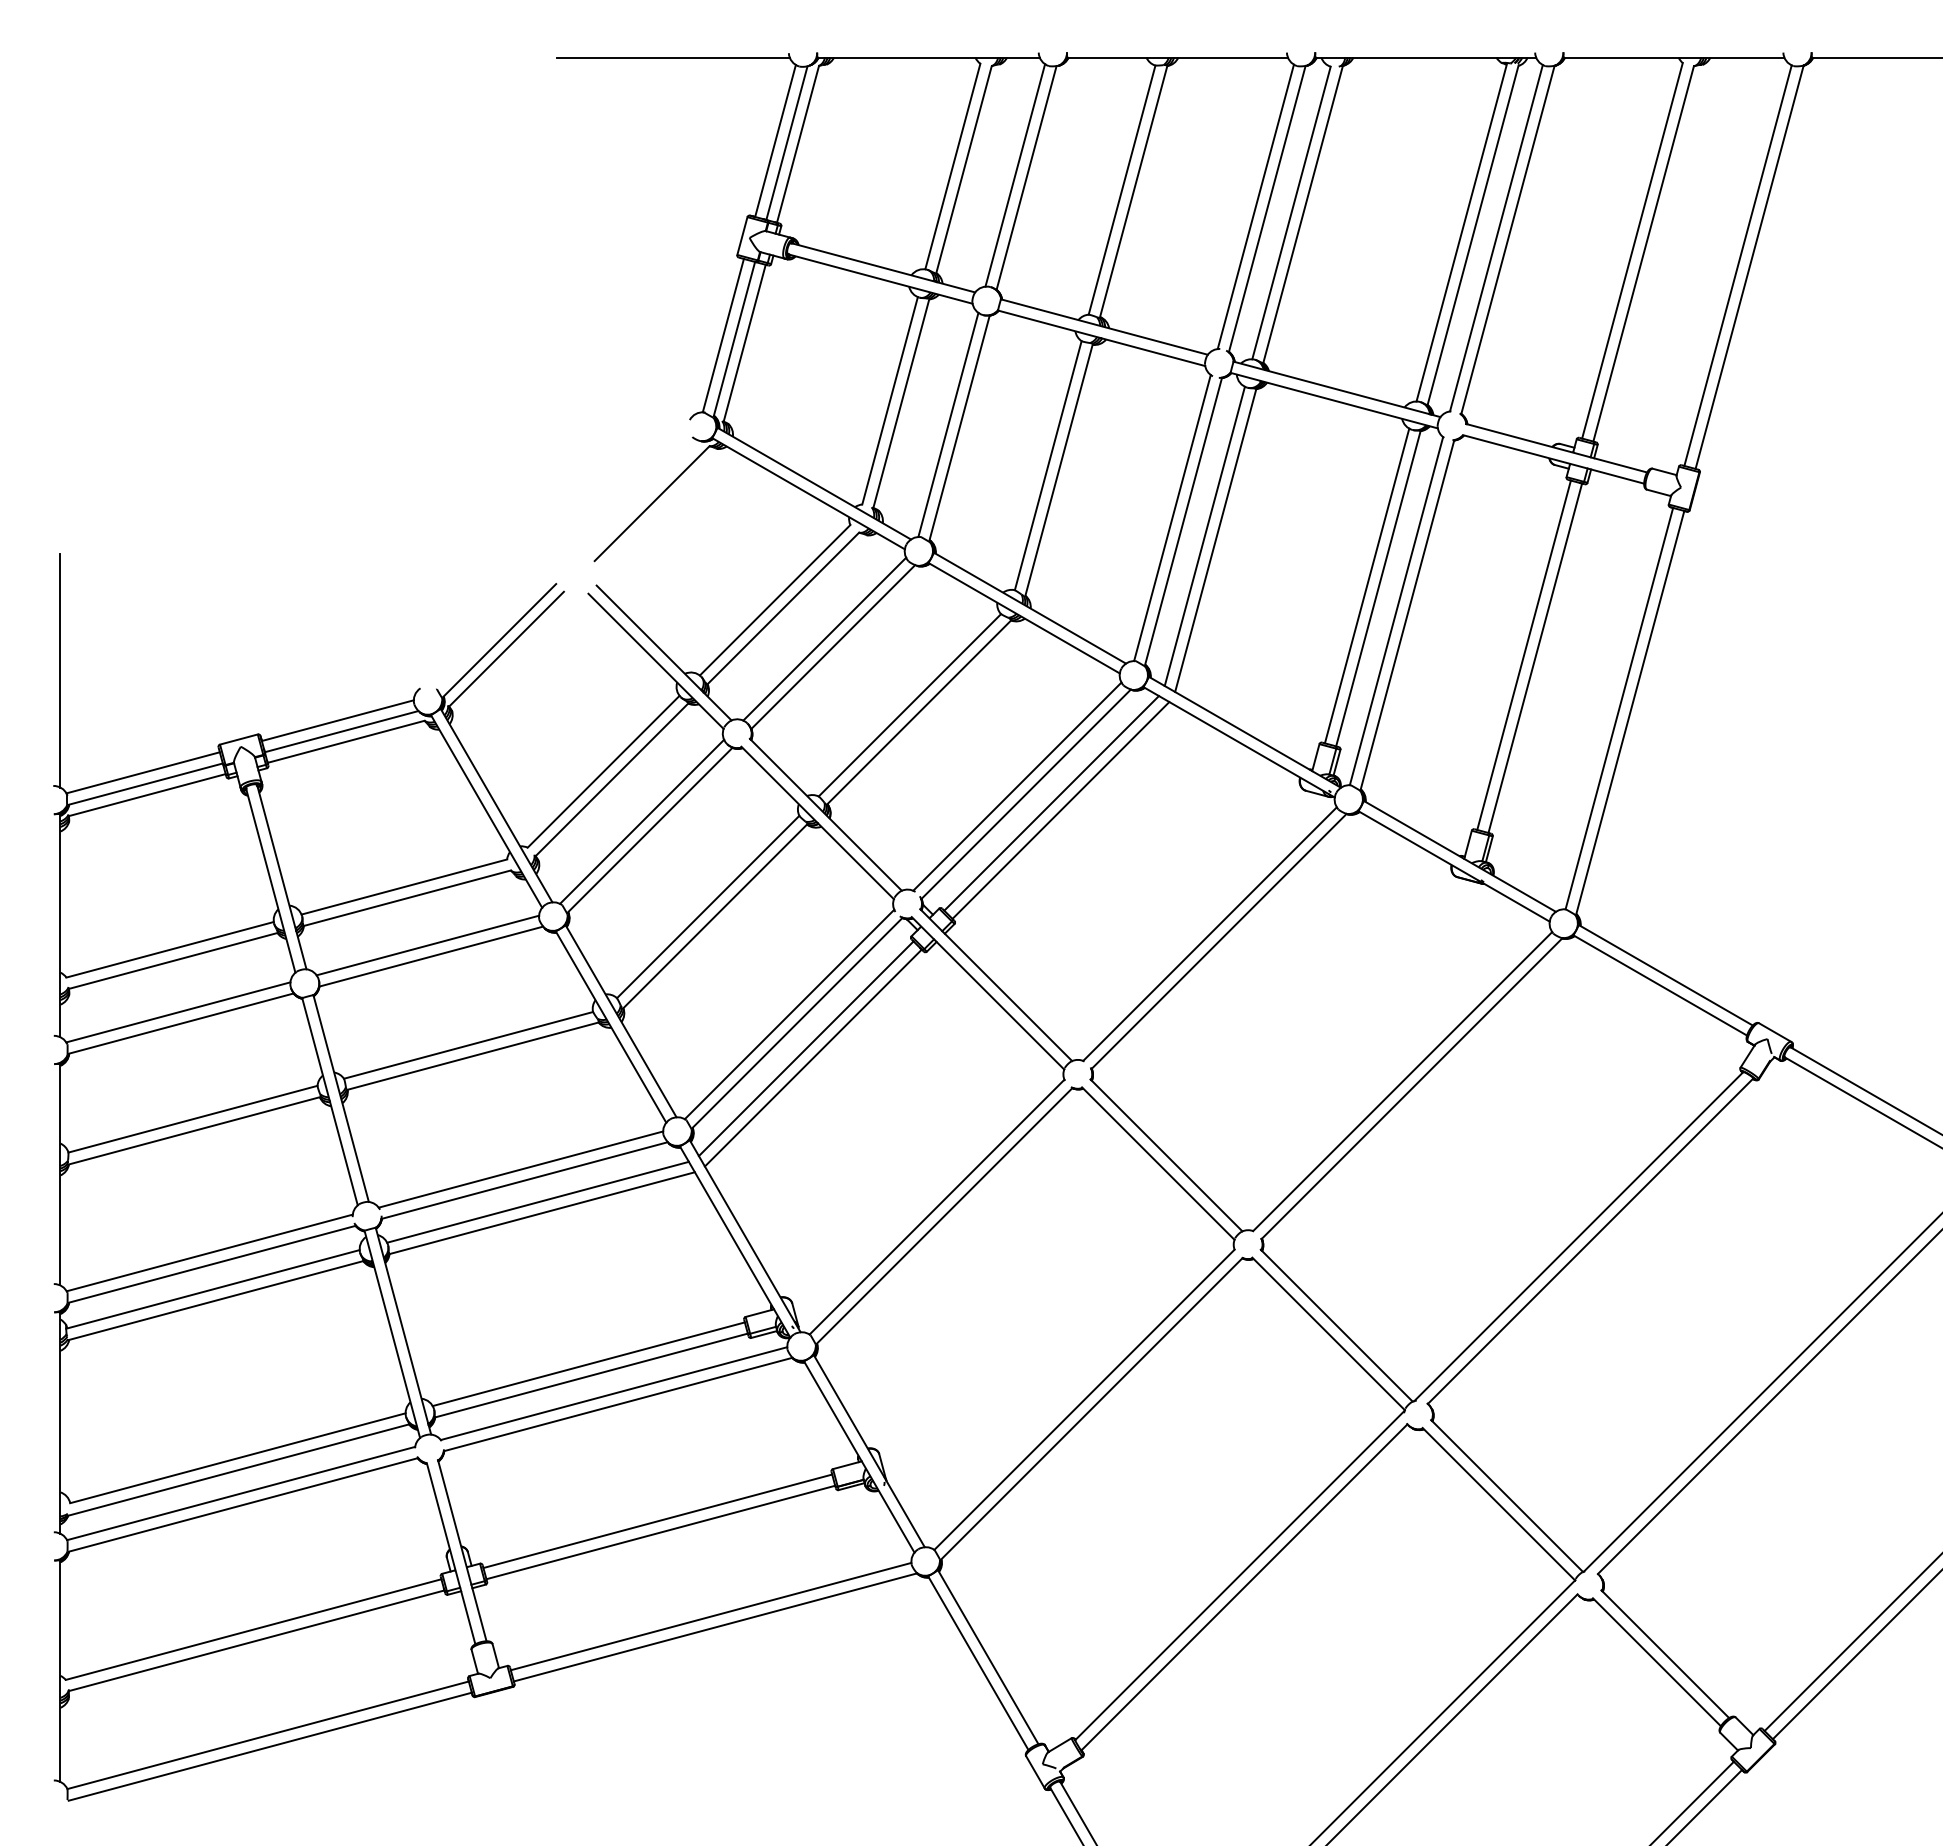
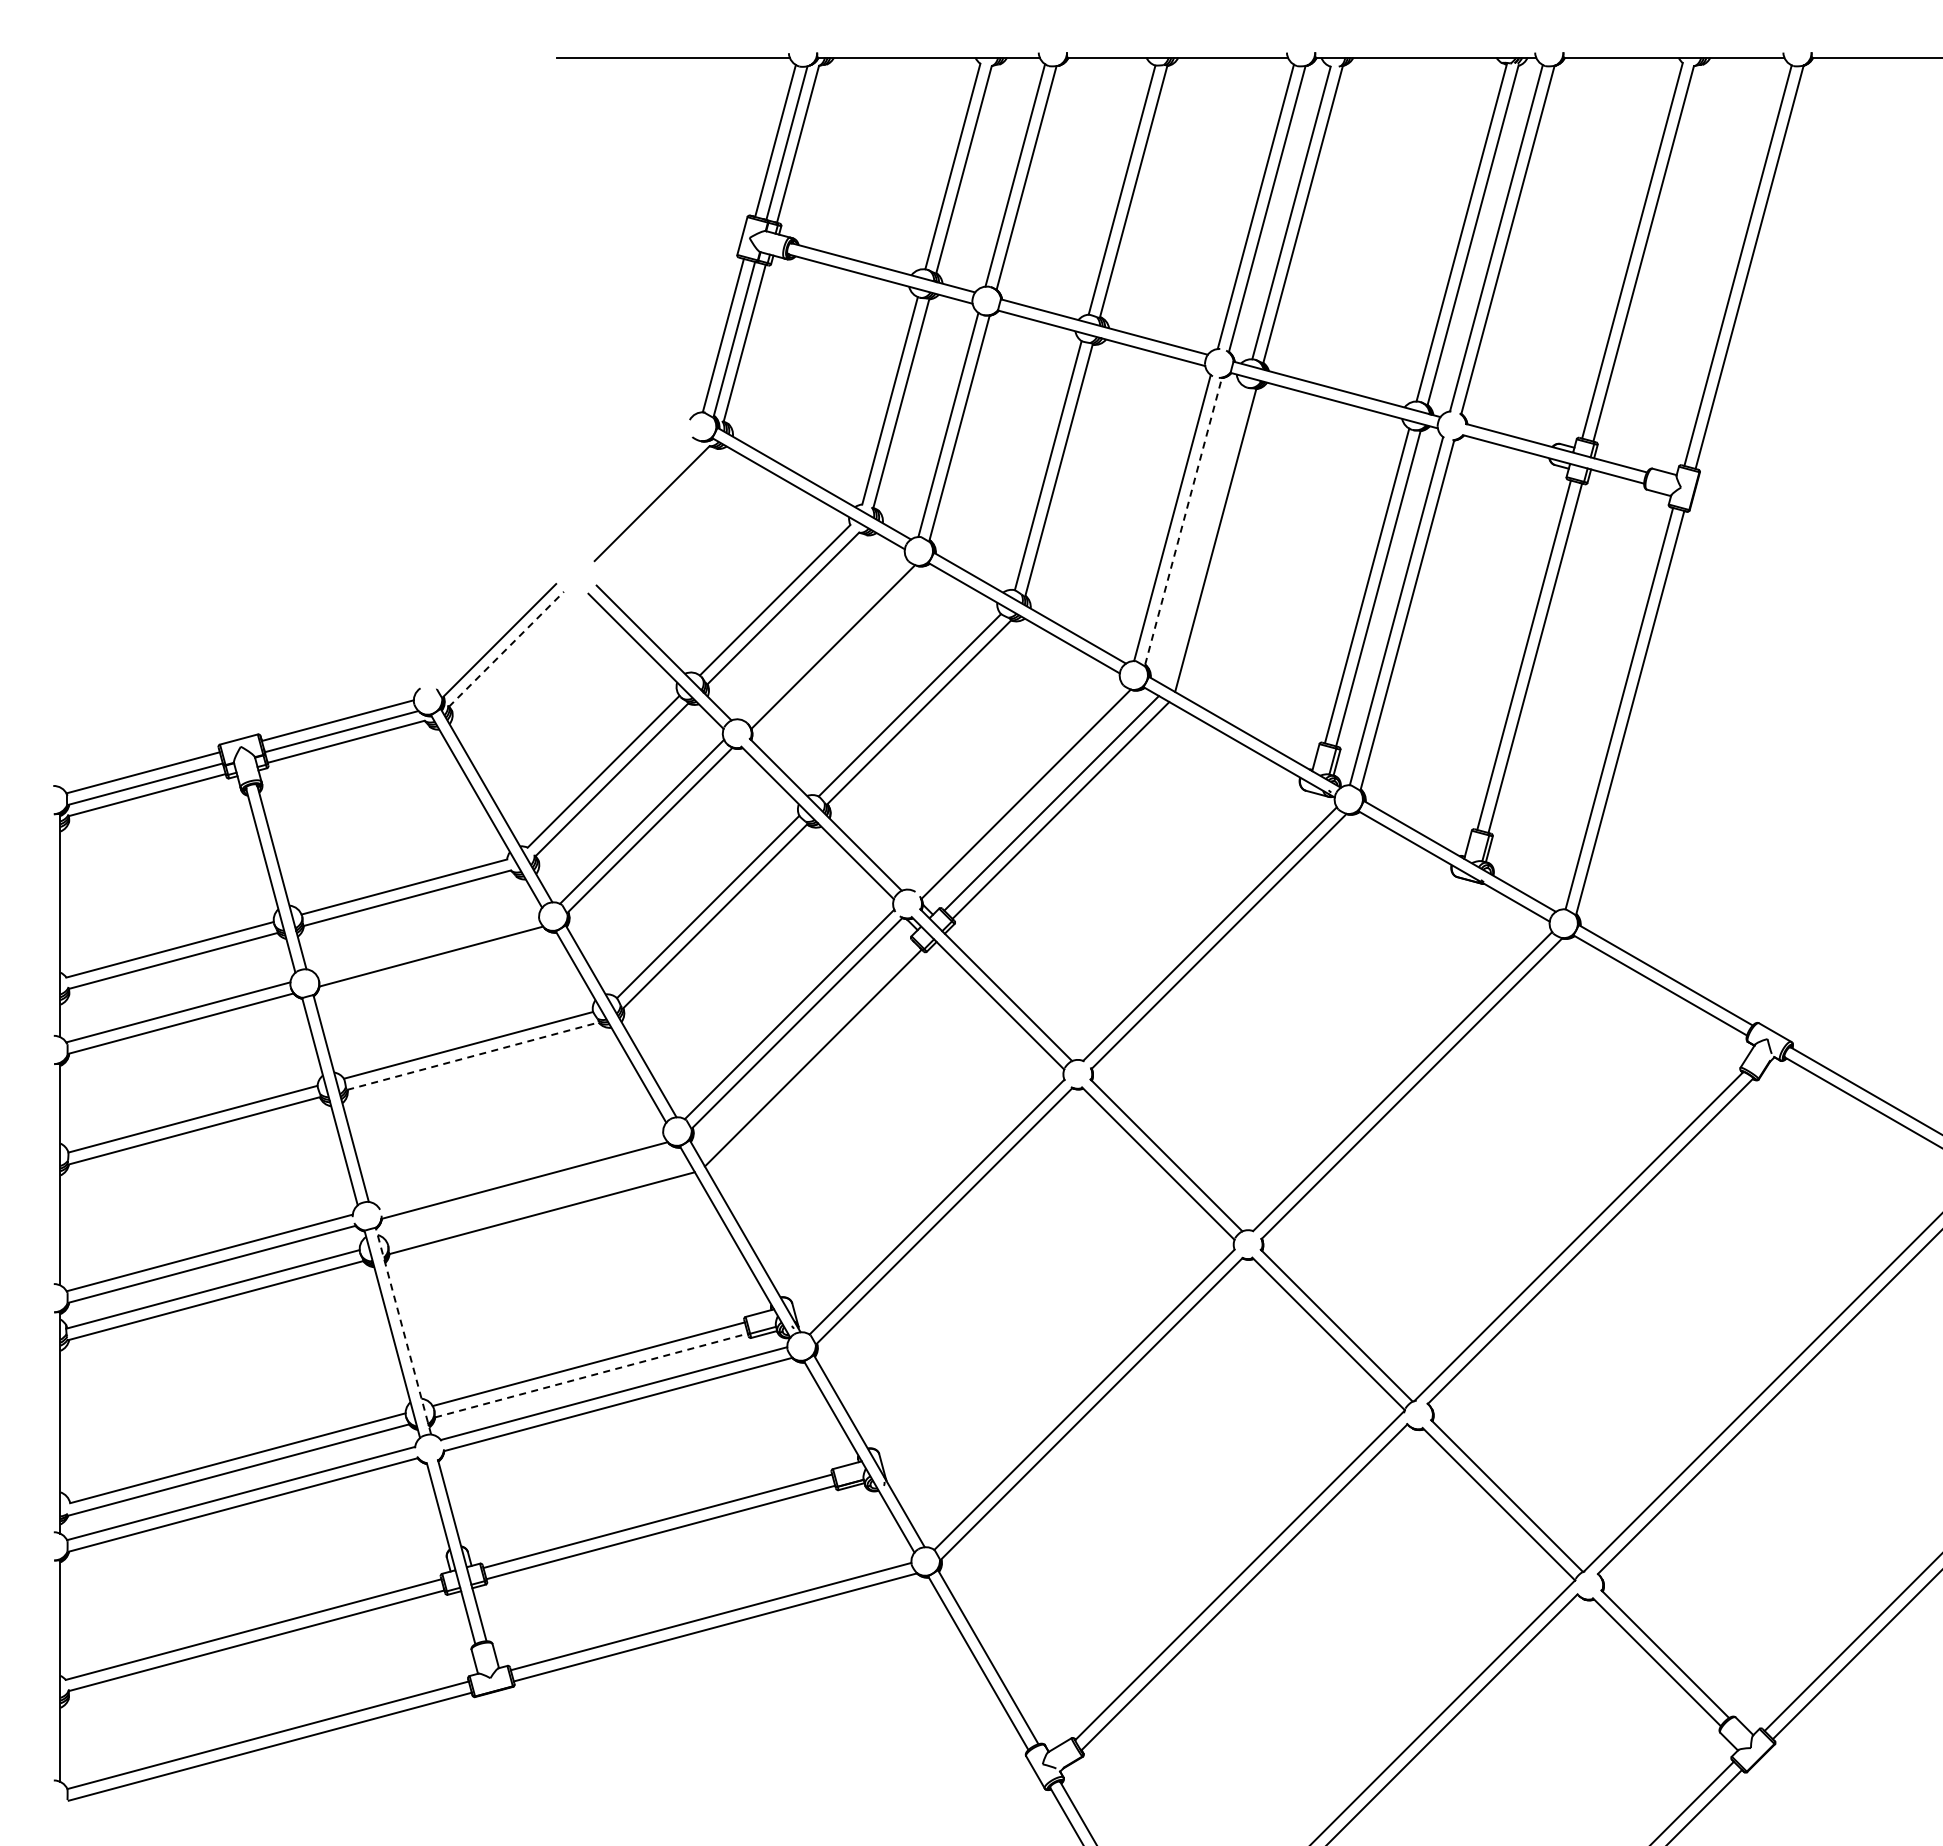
line: solid -> dashed (1183, 520)
line: present -> none (1204, 536)
line: present -> none (824, 638)
line: solid -> dashed (506, 648)
line: present -> none (60, 670)
line: present -> none (1017, 786)
line: present -> none (427, 945)
line: present -> none (805, 1048)
line: solid -> dashed (473, 1056)
line: present -> none (520, 1169)
line: present -> none (537, 1201)
line: solid -> dashed (403, 1330)
line: solid -> dashed (591, 1375)
